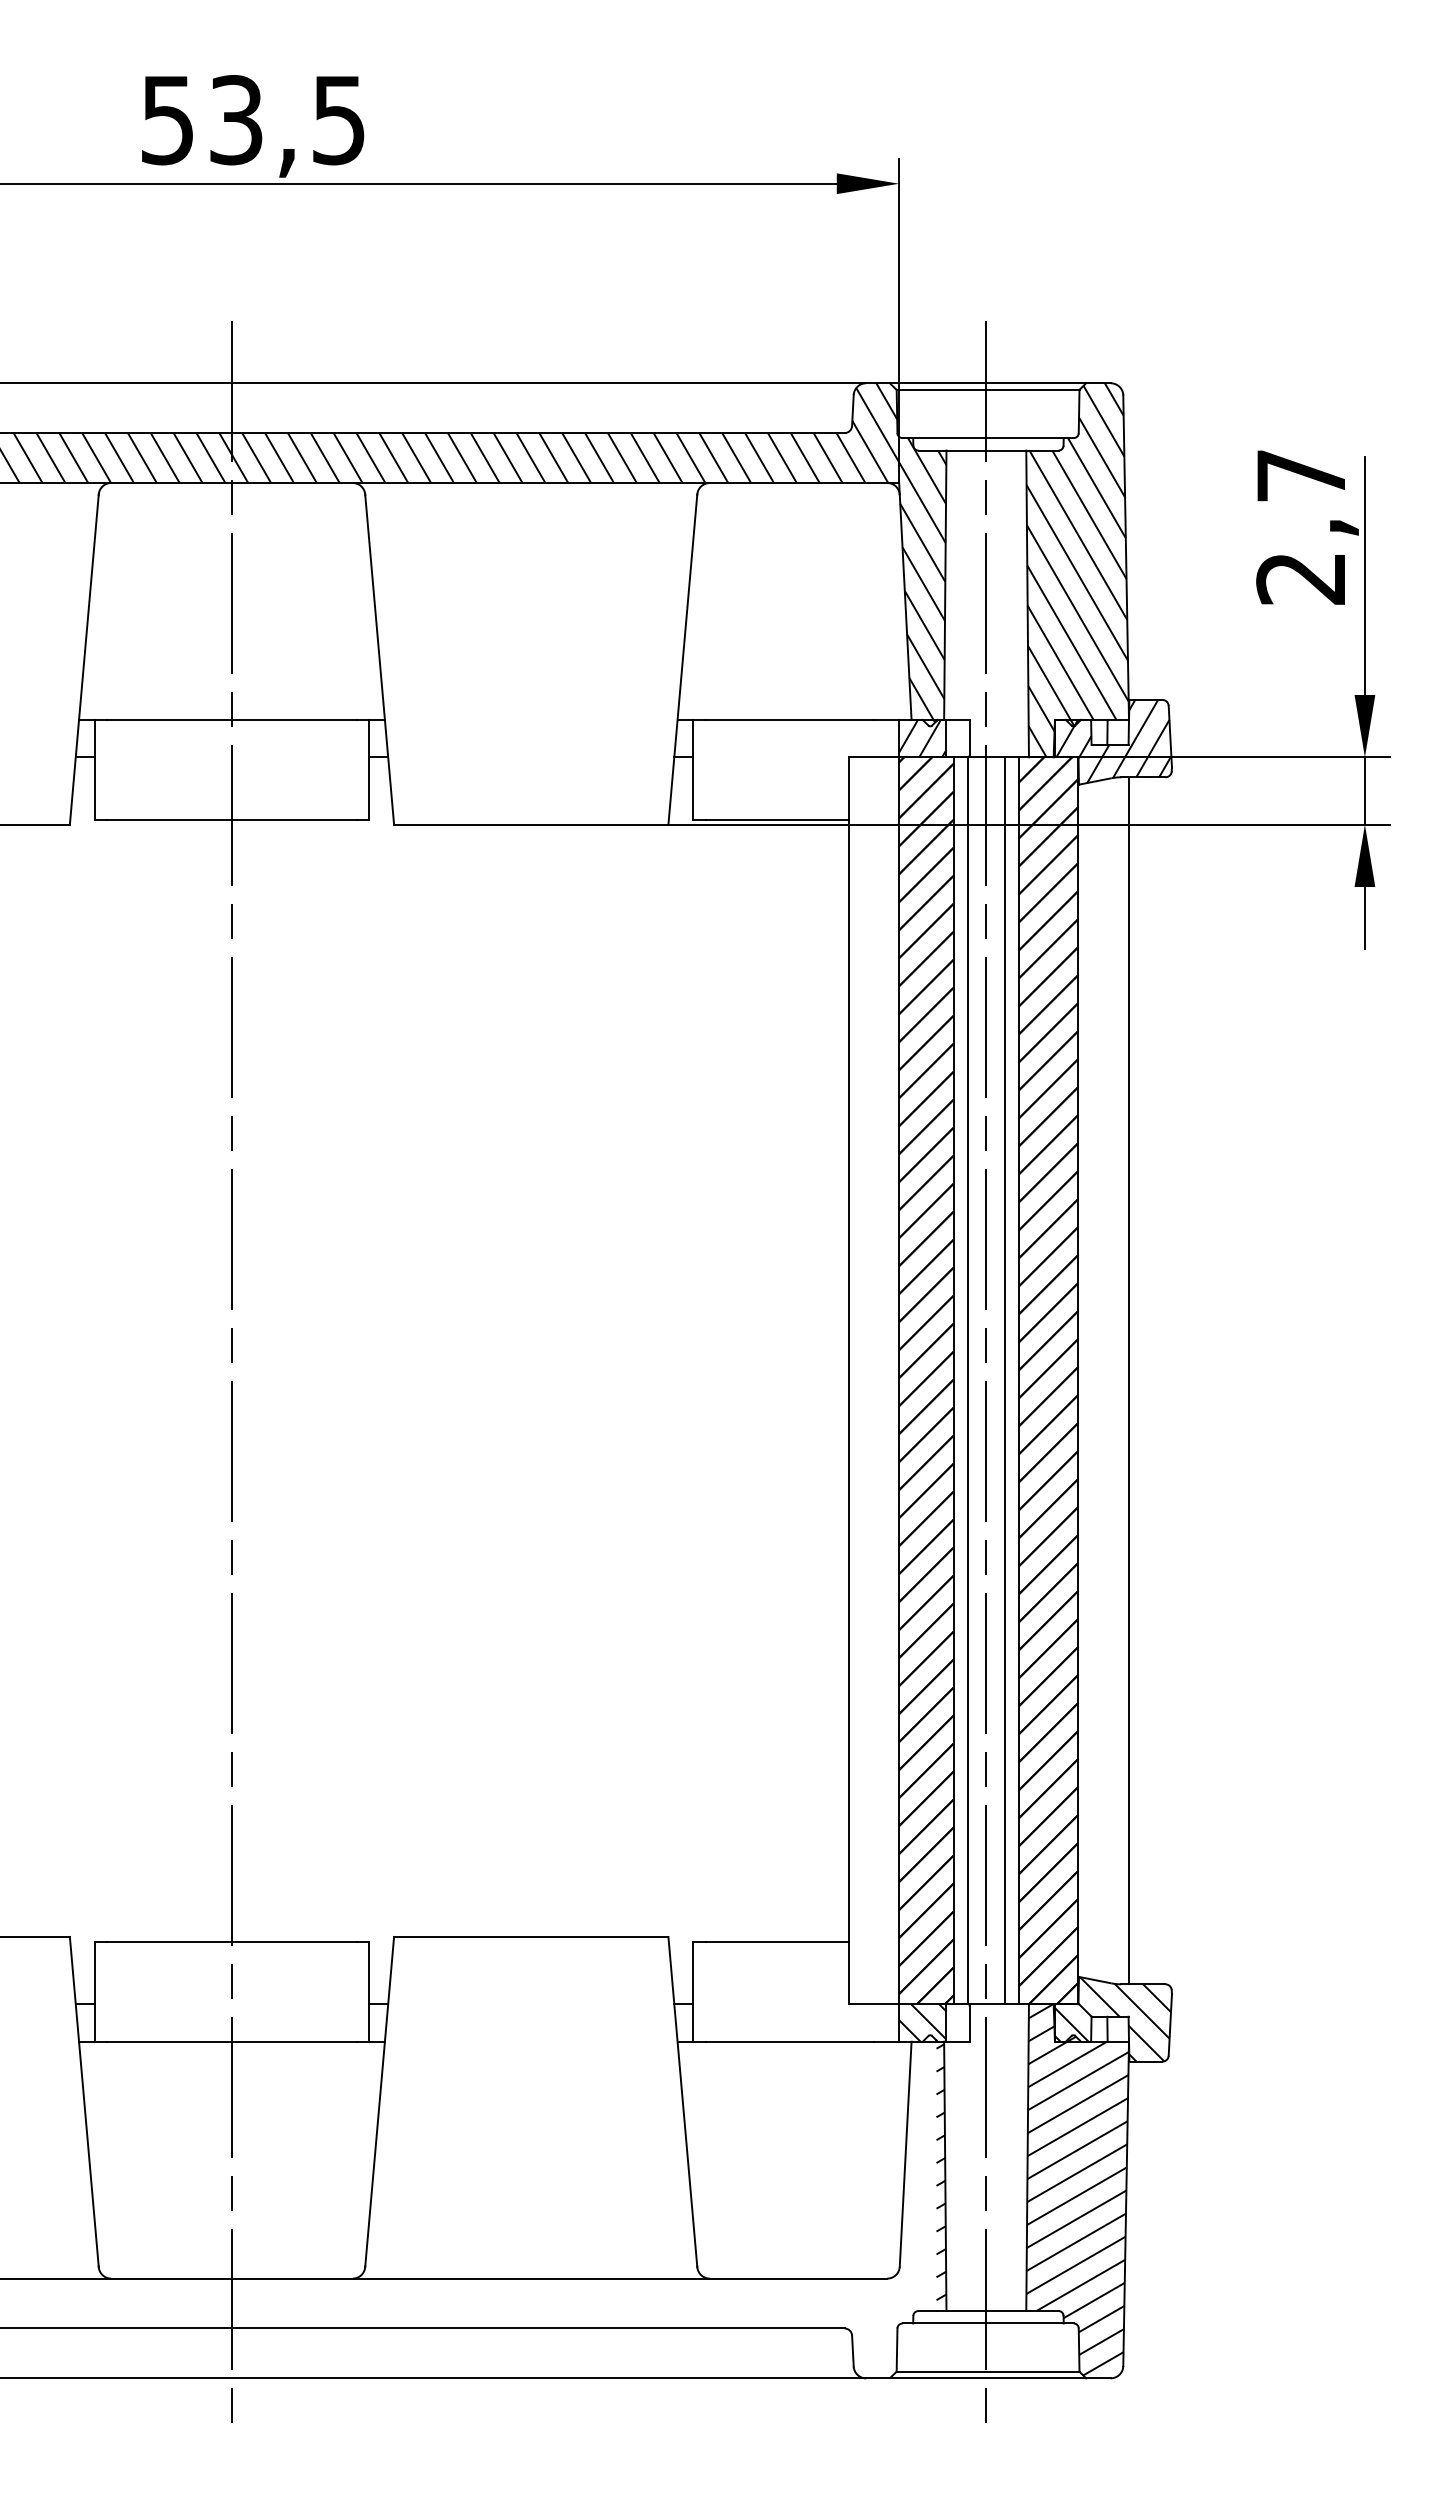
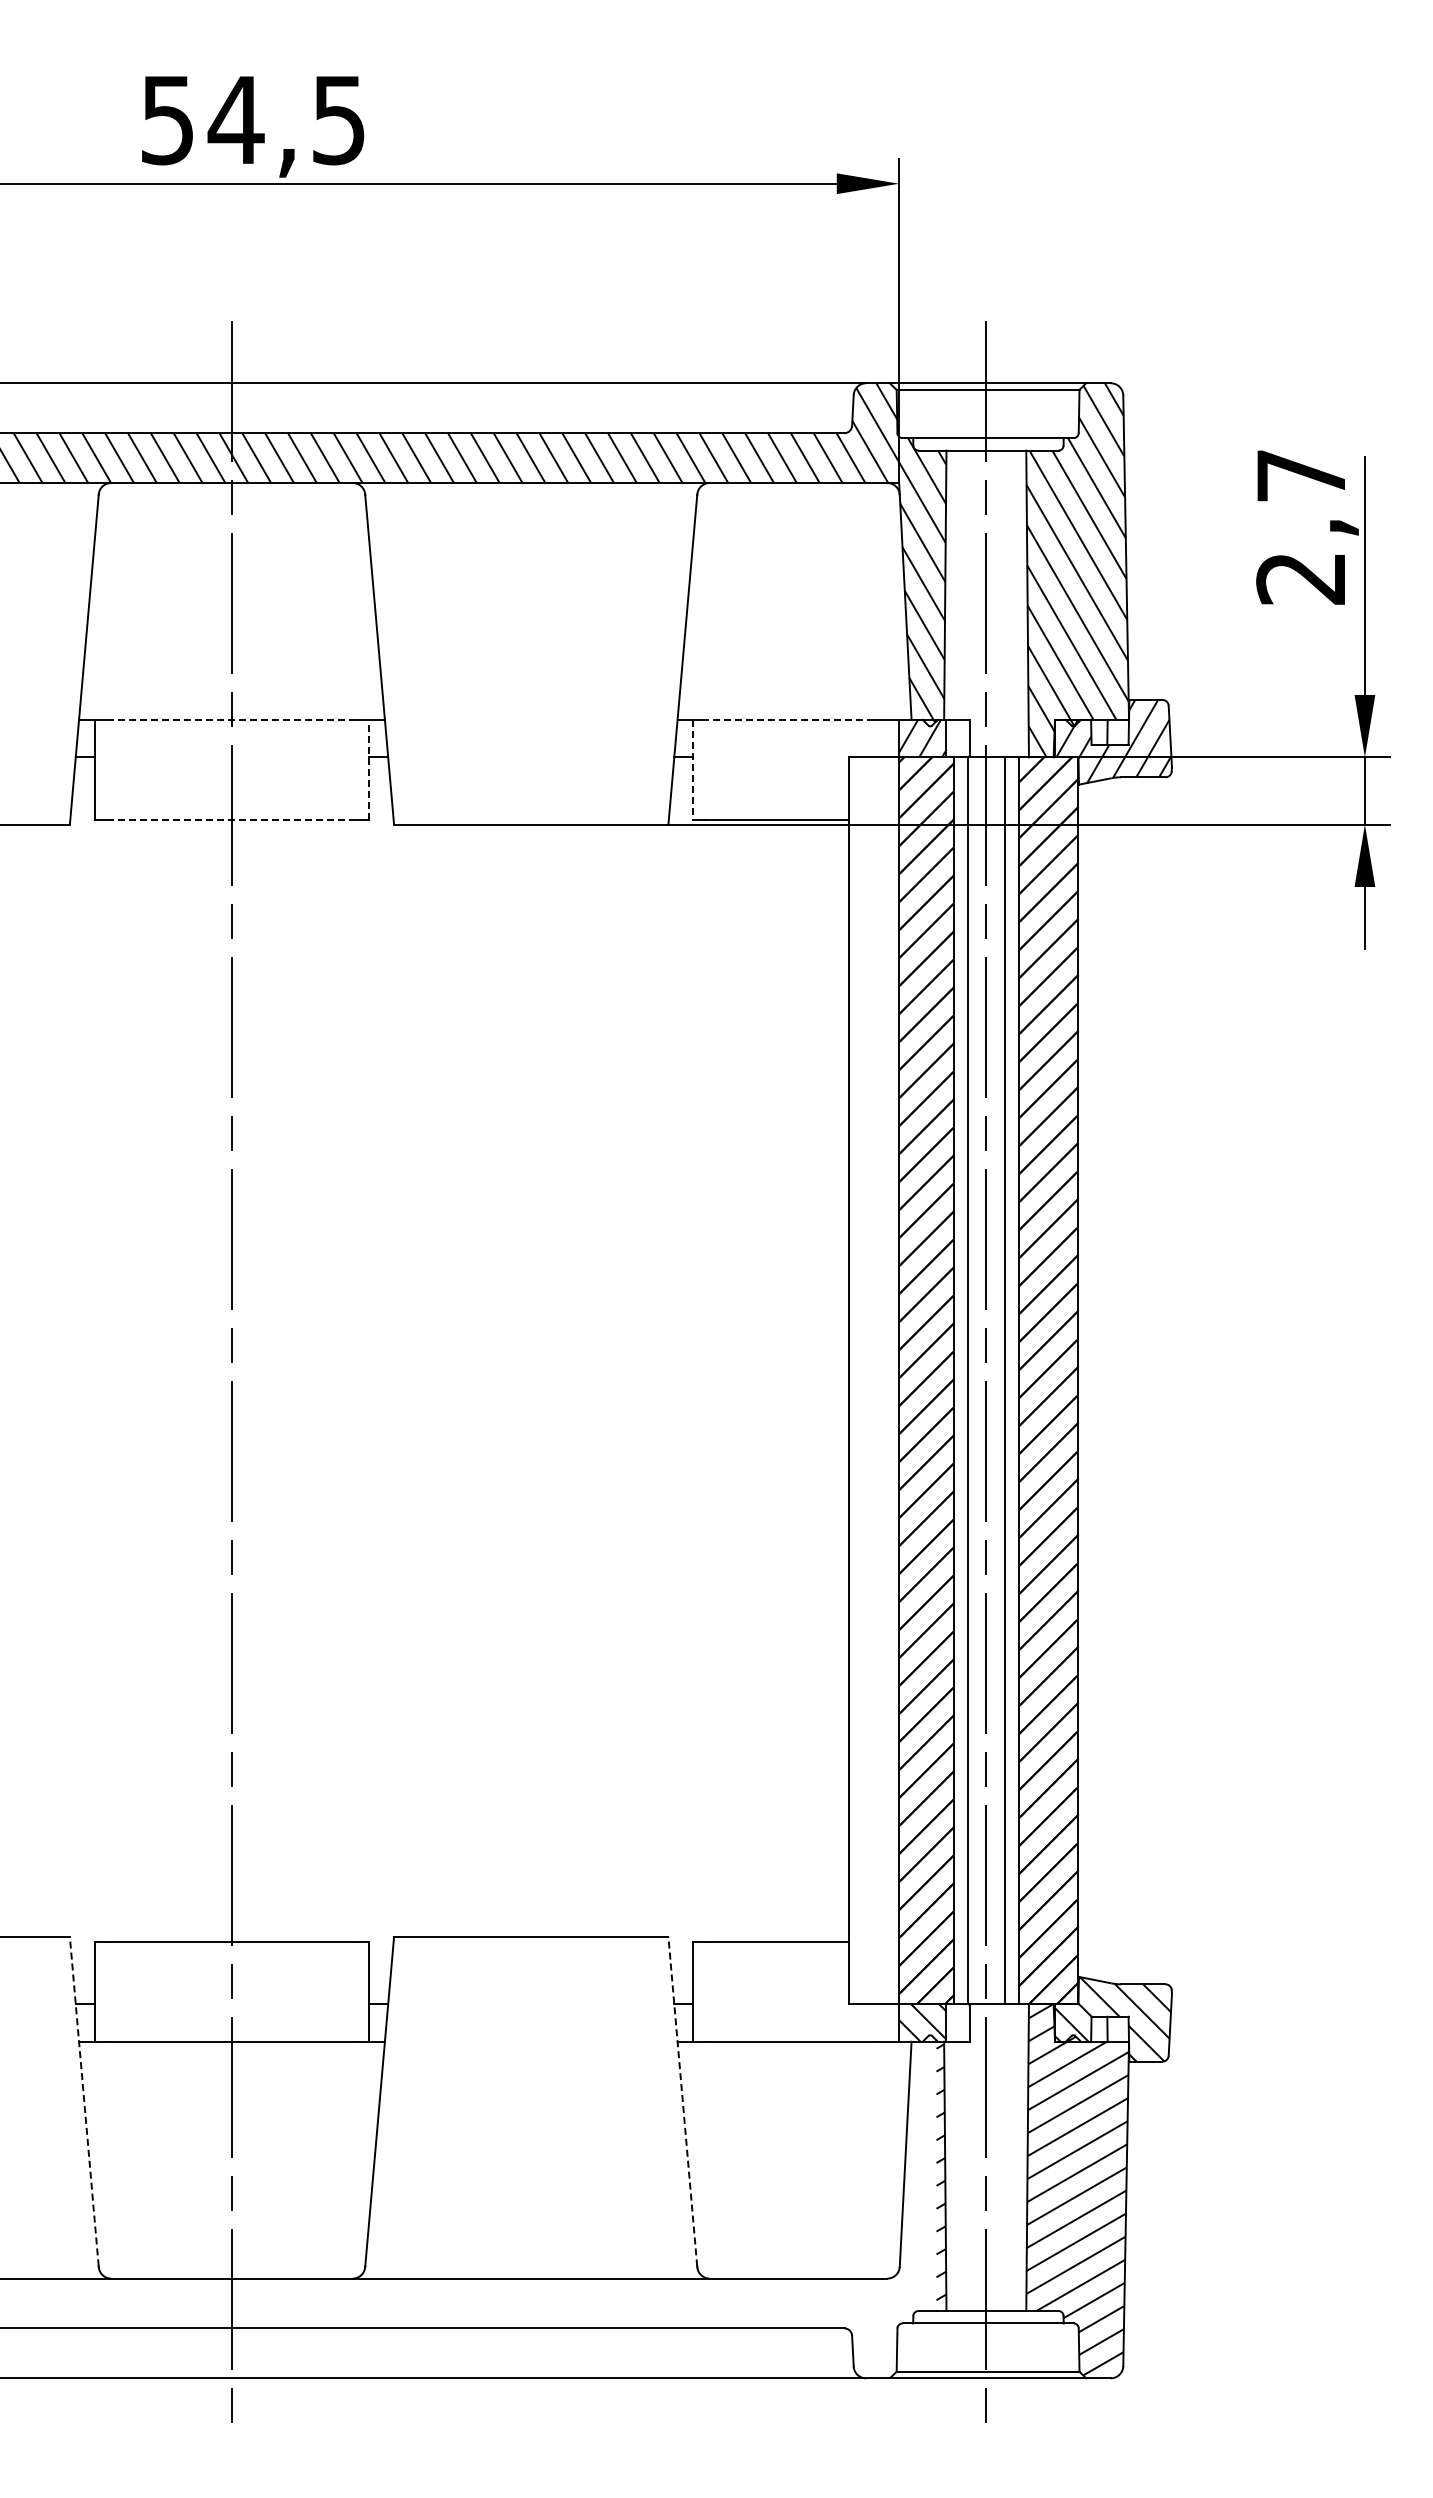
text: 53,5 -> 54,5 (235, 120)
line: solid -> dashed (231, 719)
line: solid -> dashed (789, 719)
line: solid -> dashed (369, 769)
line: solid -> dashed (693, 769)
line: solid -> dashed (231, 819)
line: present -> none (1129, 1380)
line: solid -> dashed (84, 2101)
line: solid -> dashed (682, 2101)
